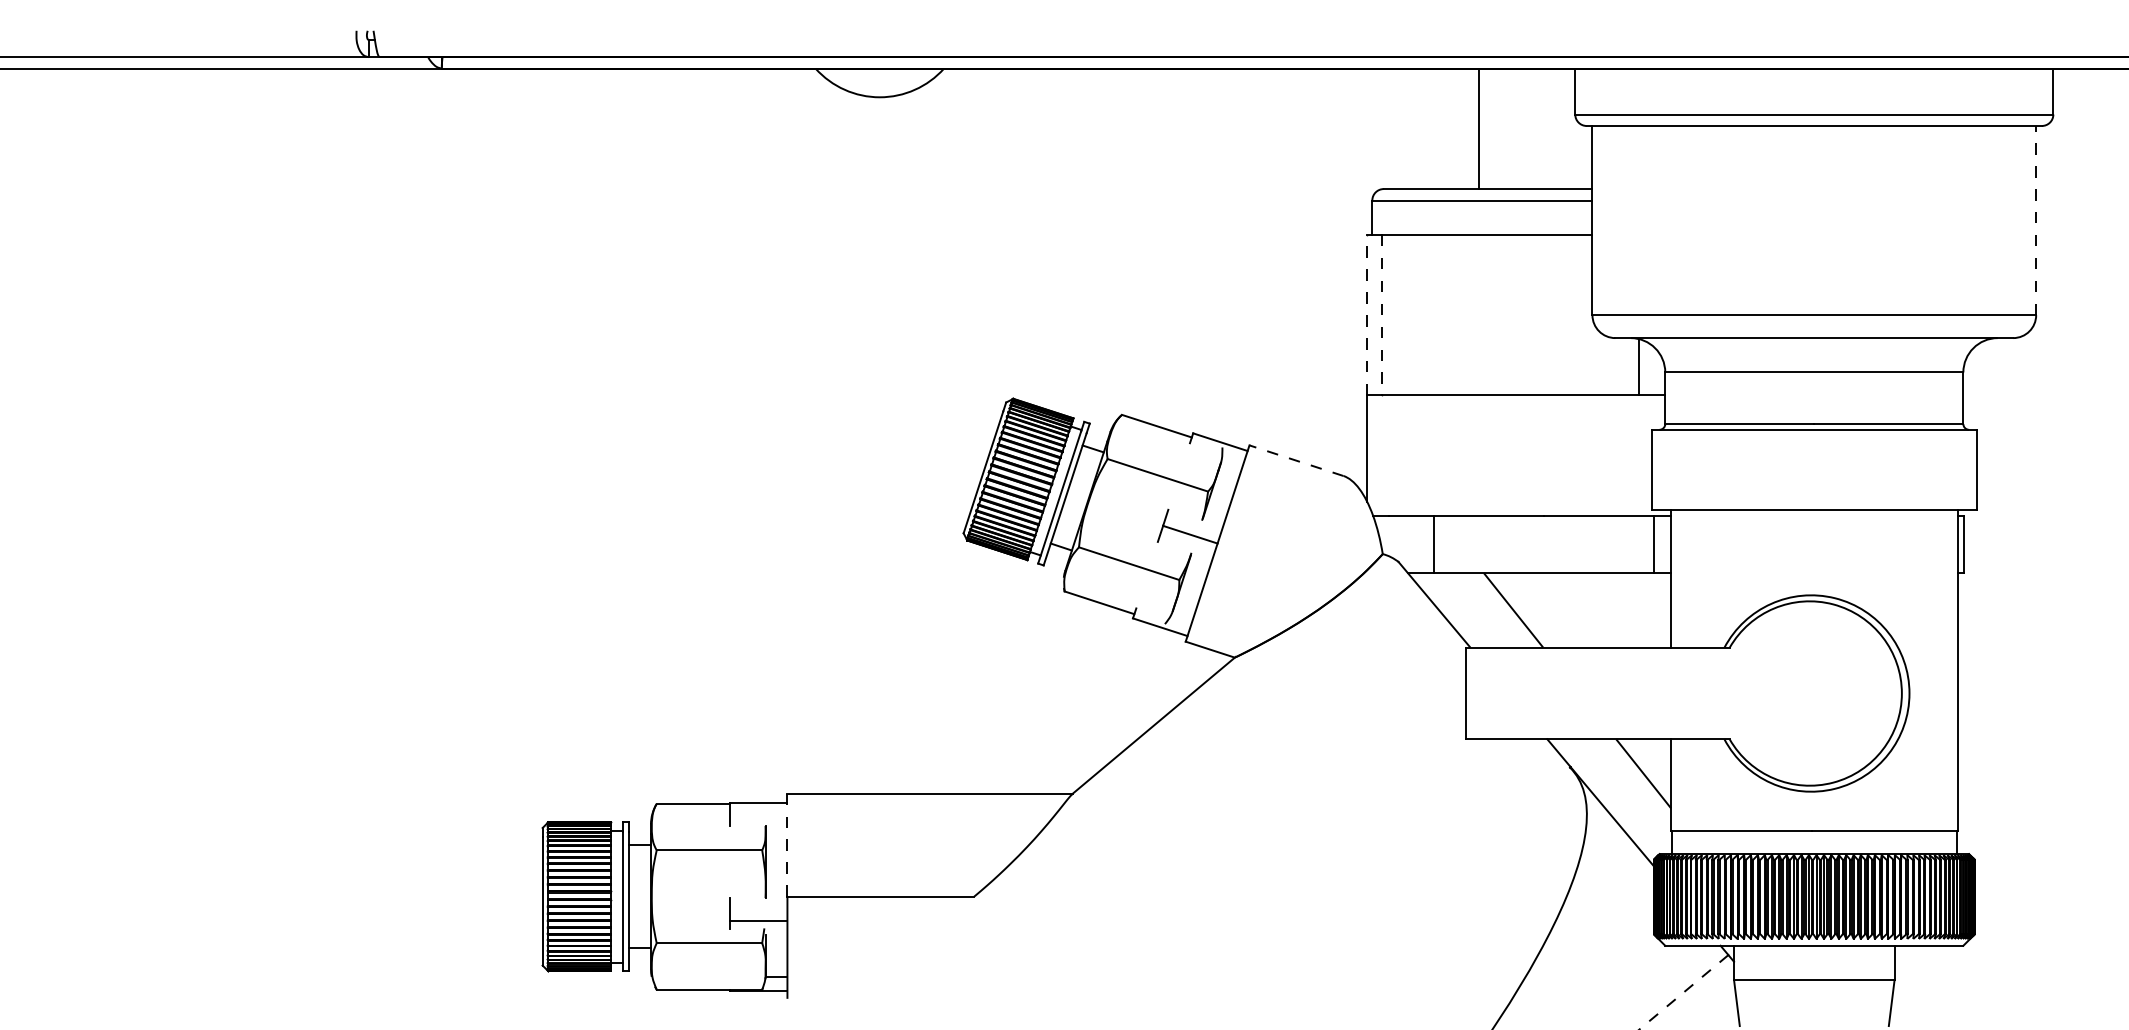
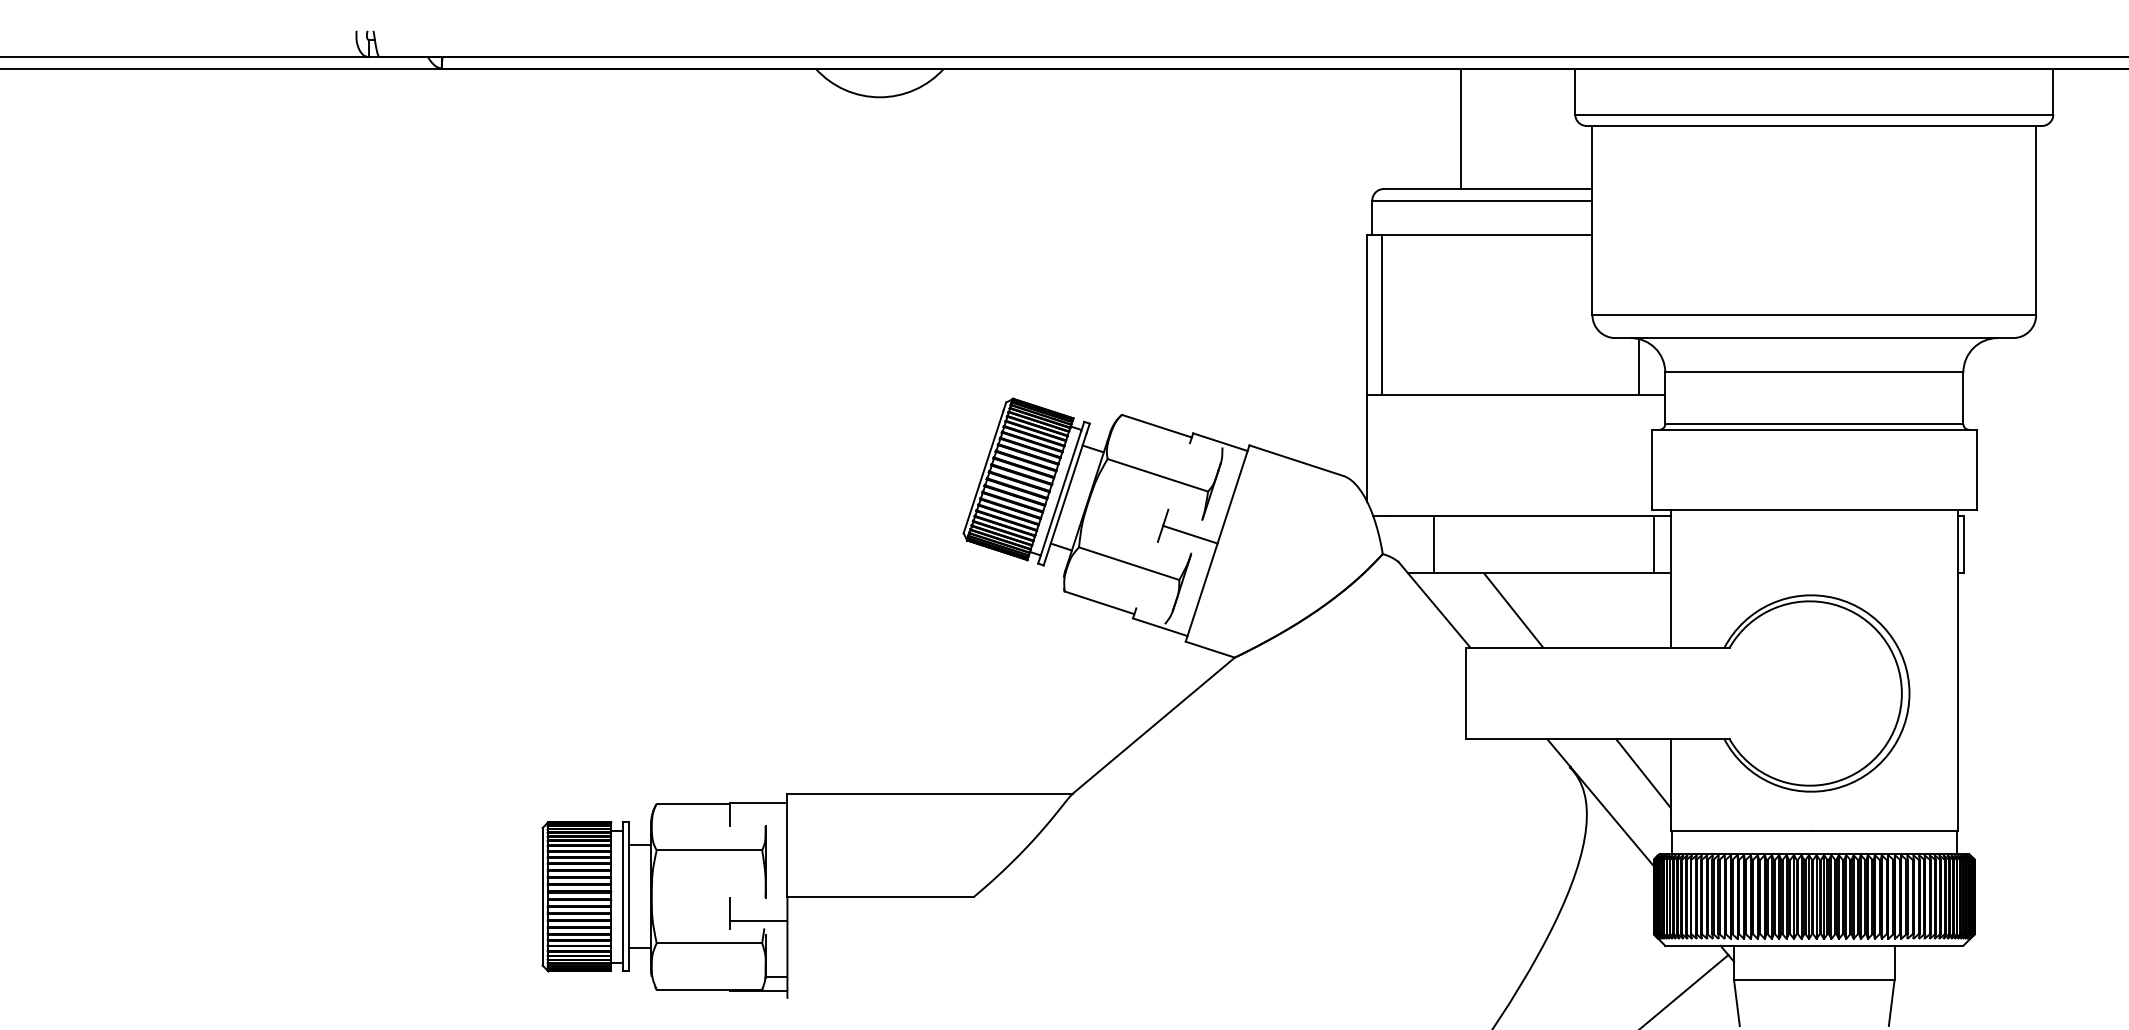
line position: (1479, 128) -> (1461, 128) (1461, 128)
line: dashed -> solid (2036, 220)
line: dashed -> solid (1367, 314)
line: dashed -> solid (1381, 315)
line: dashed -> solid (1296, 460)
line: dashed -> solid (787, 845)
line: dashed -> solid (1683, 992)
